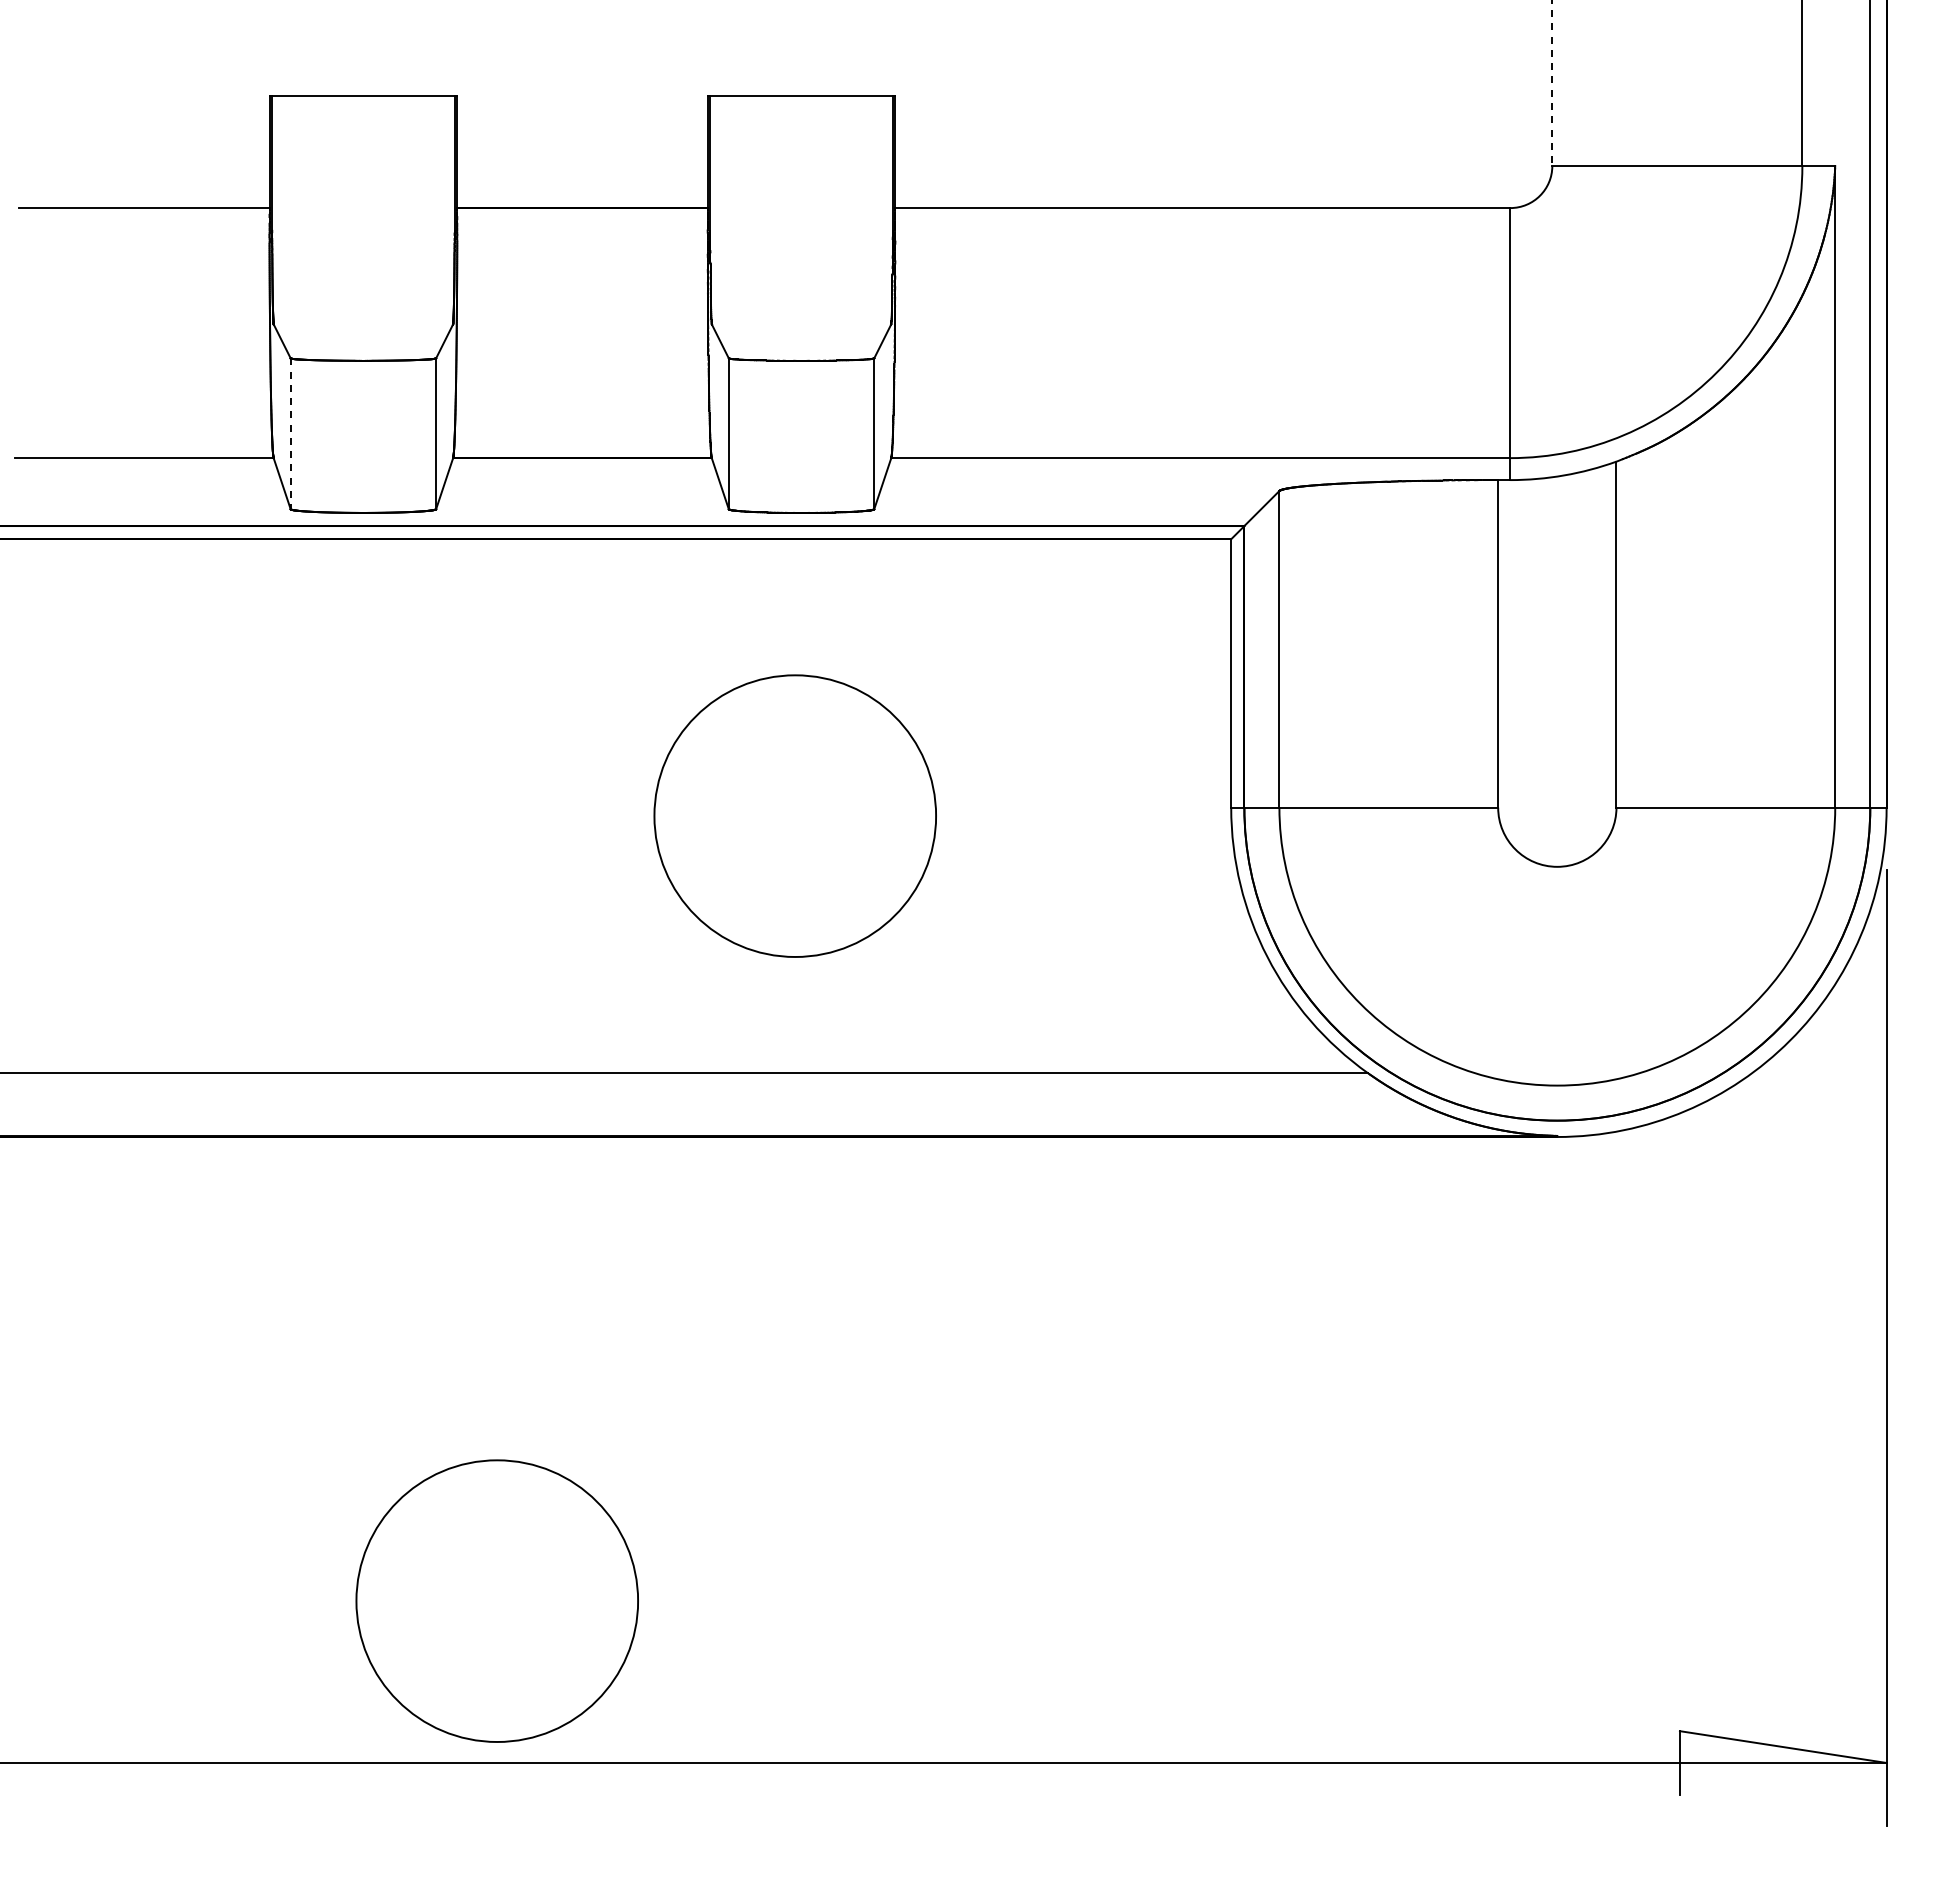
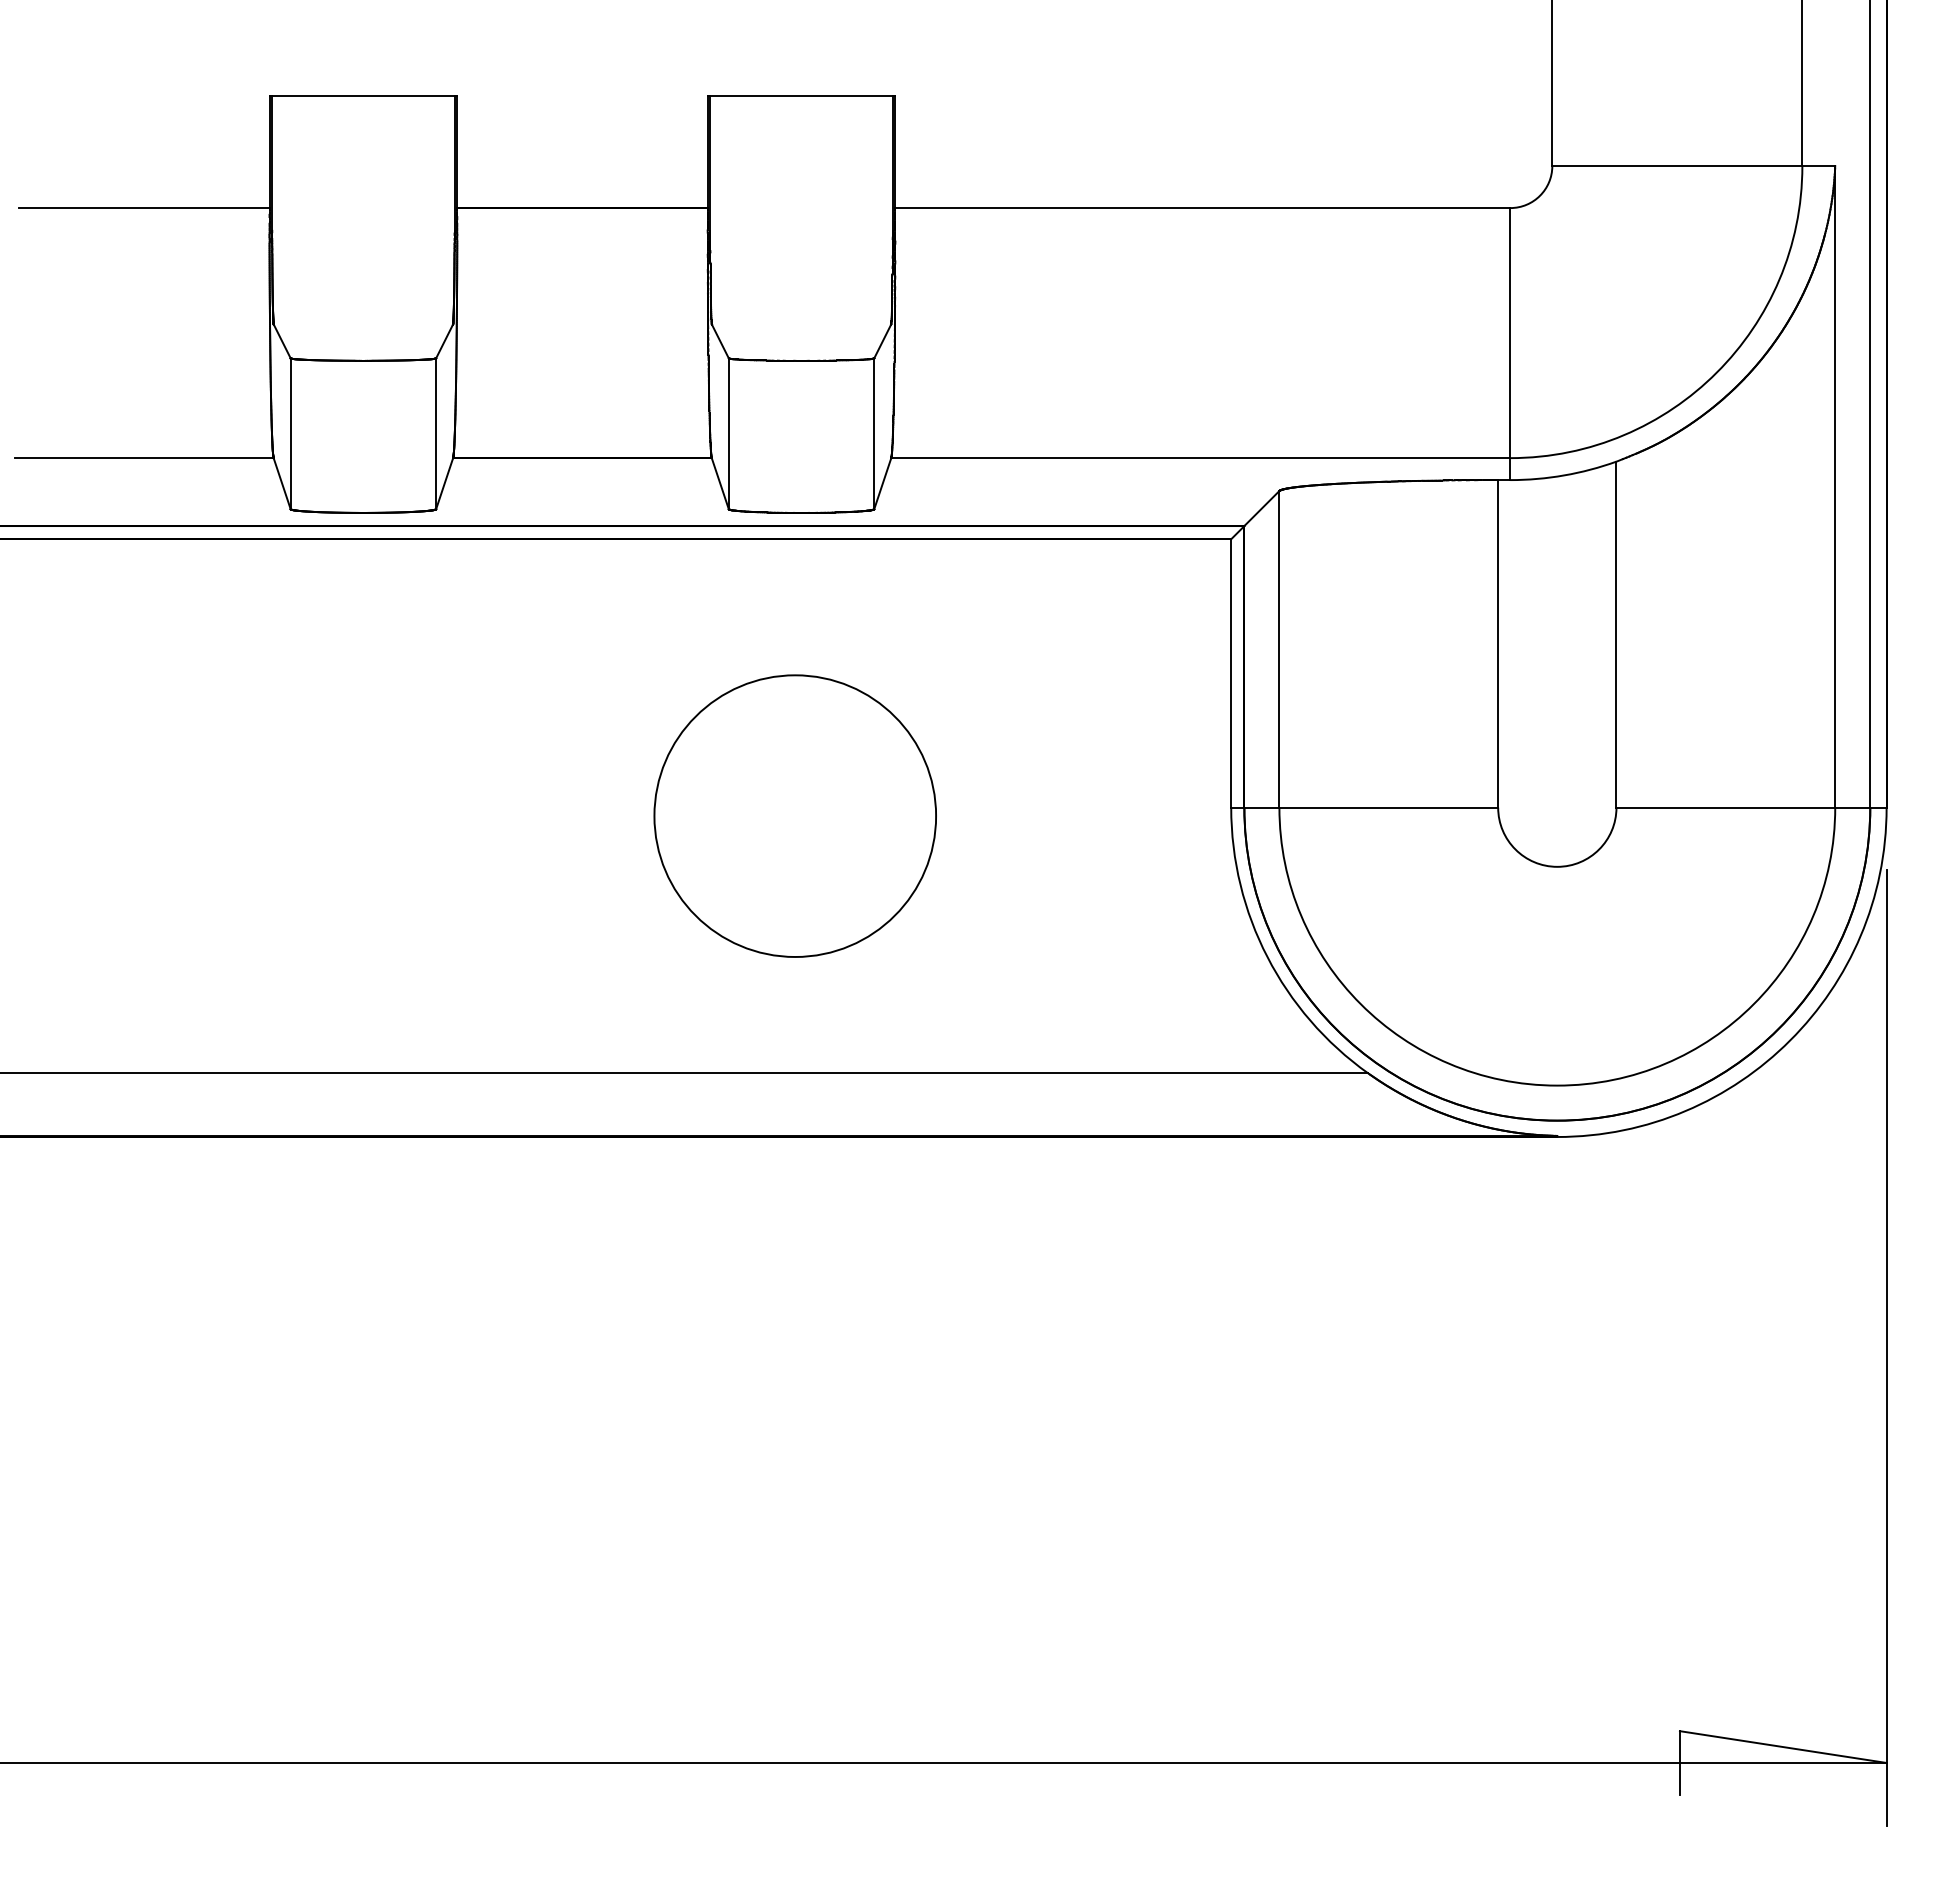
line: dashed -> solid (1552, 83)
line: dashed -> solid (290, 434)
circle: present -> none (496, 1600)
